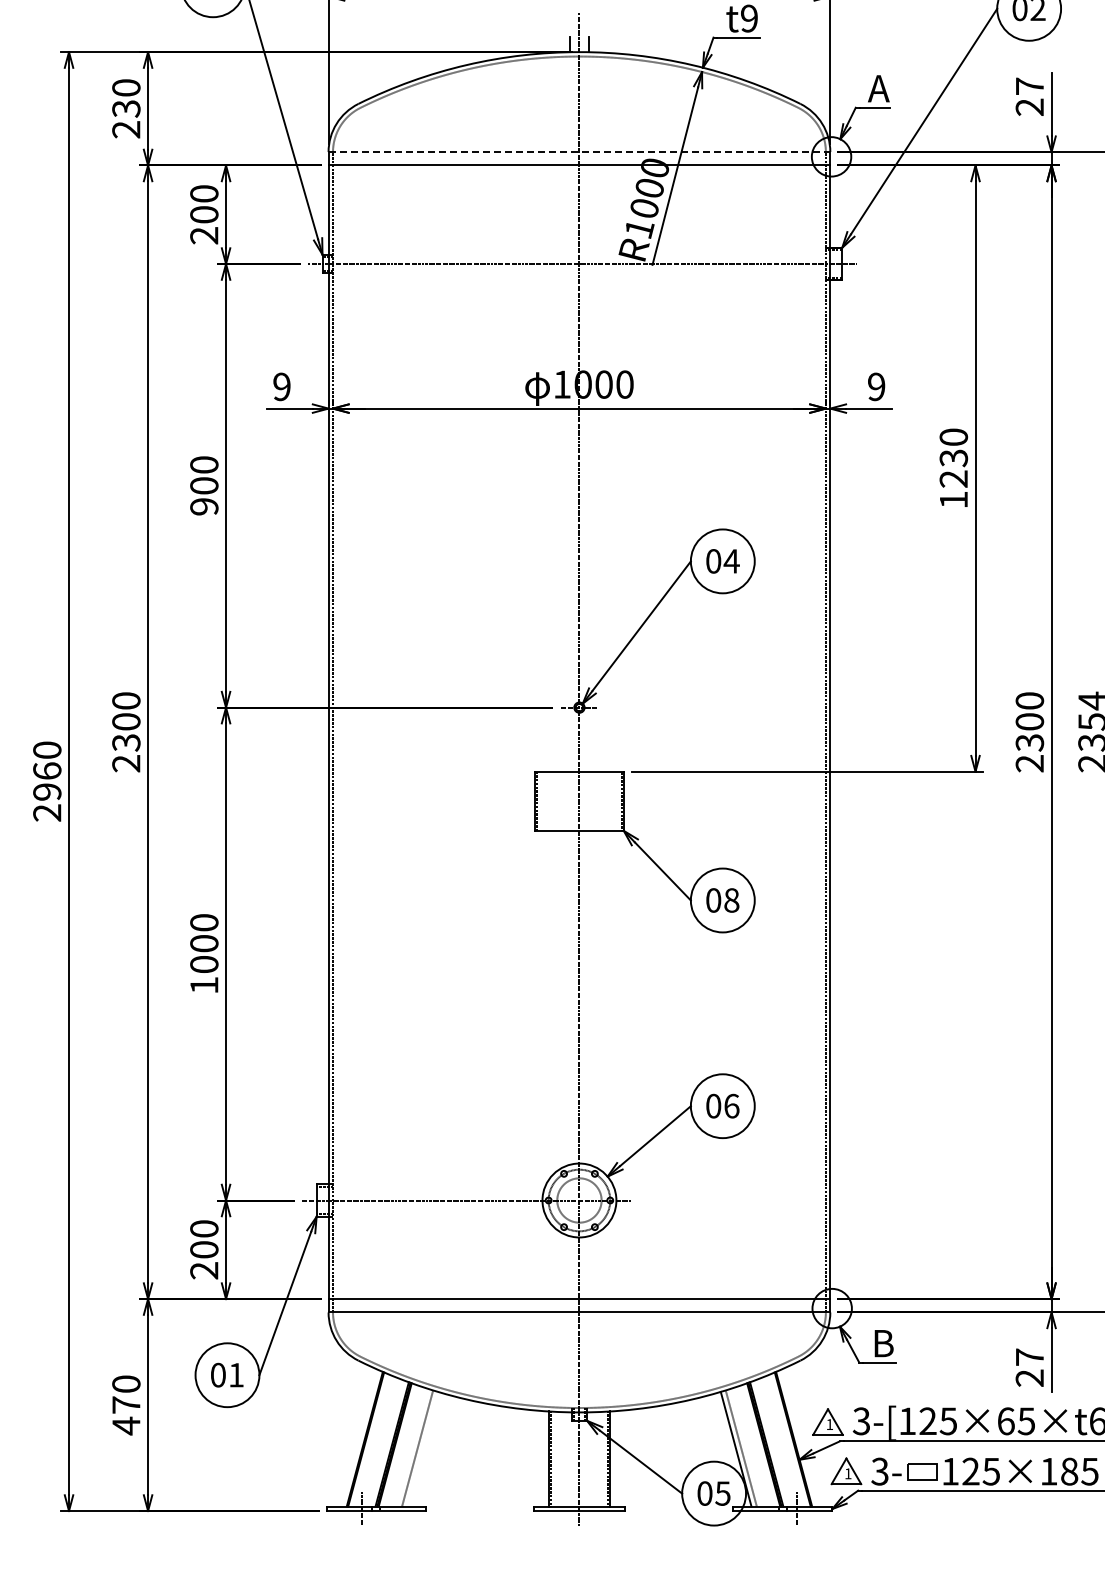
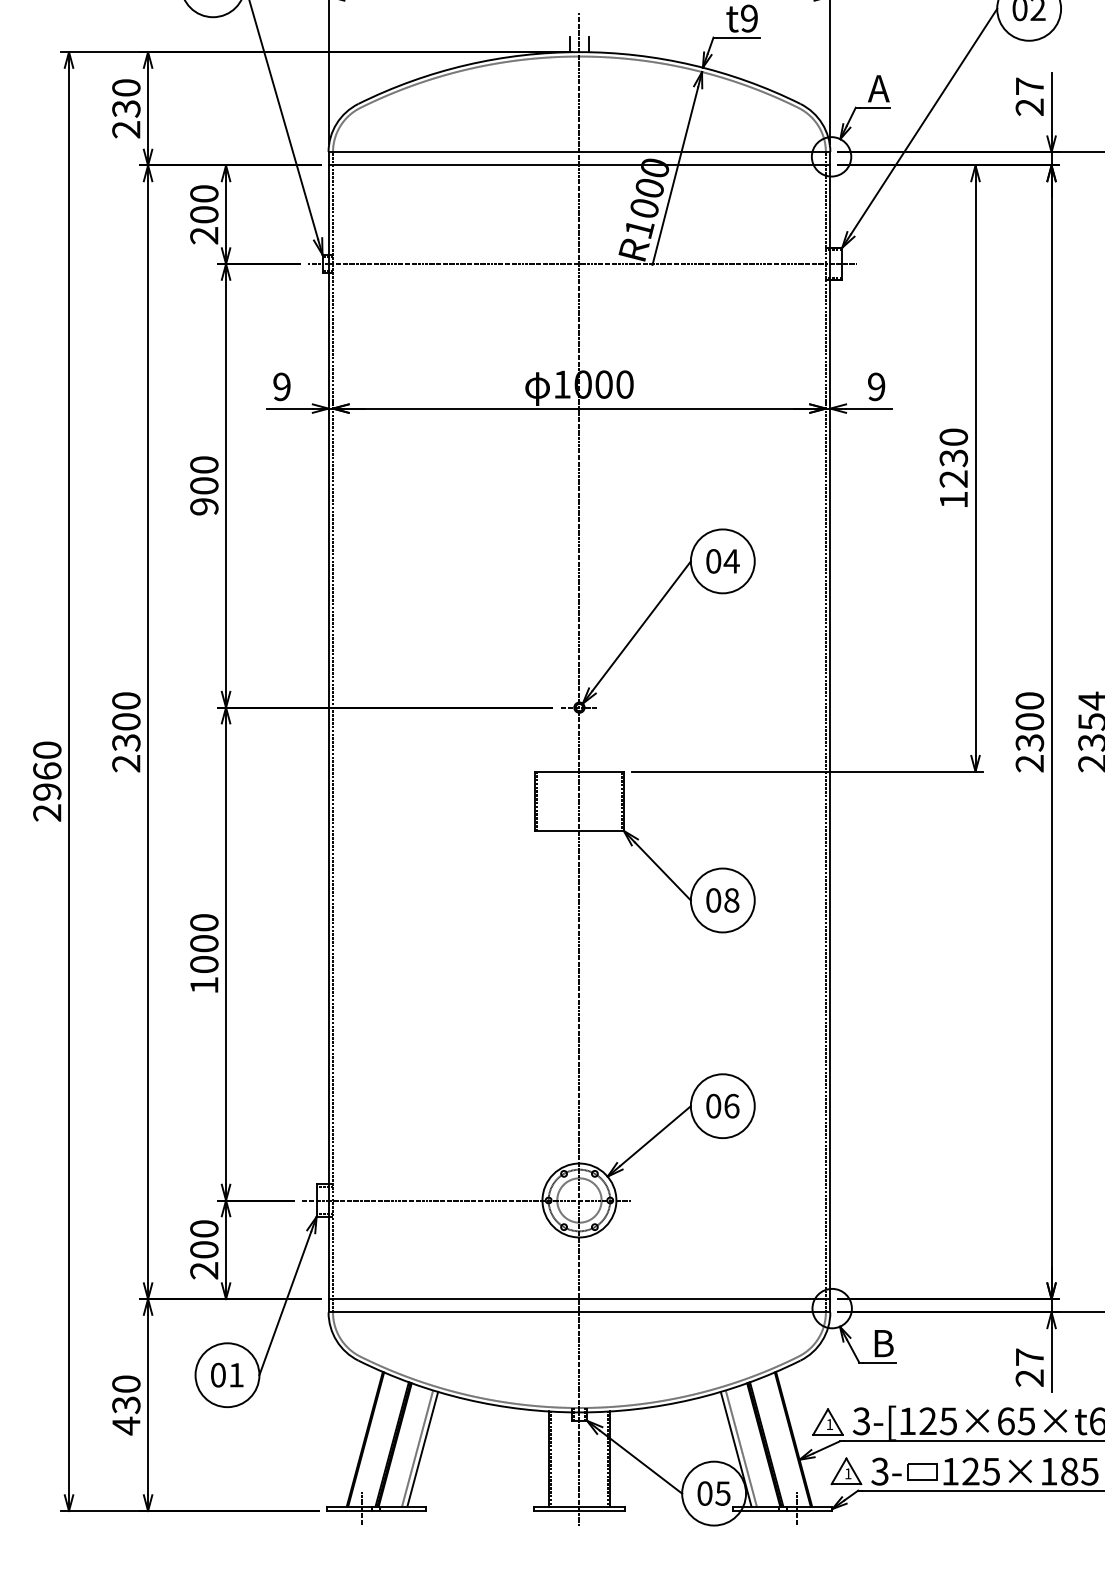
line: dashed -> solid (579, 152)
text: 470 -> 430 (126, 1405)
line: none -> present (422, 1448)
